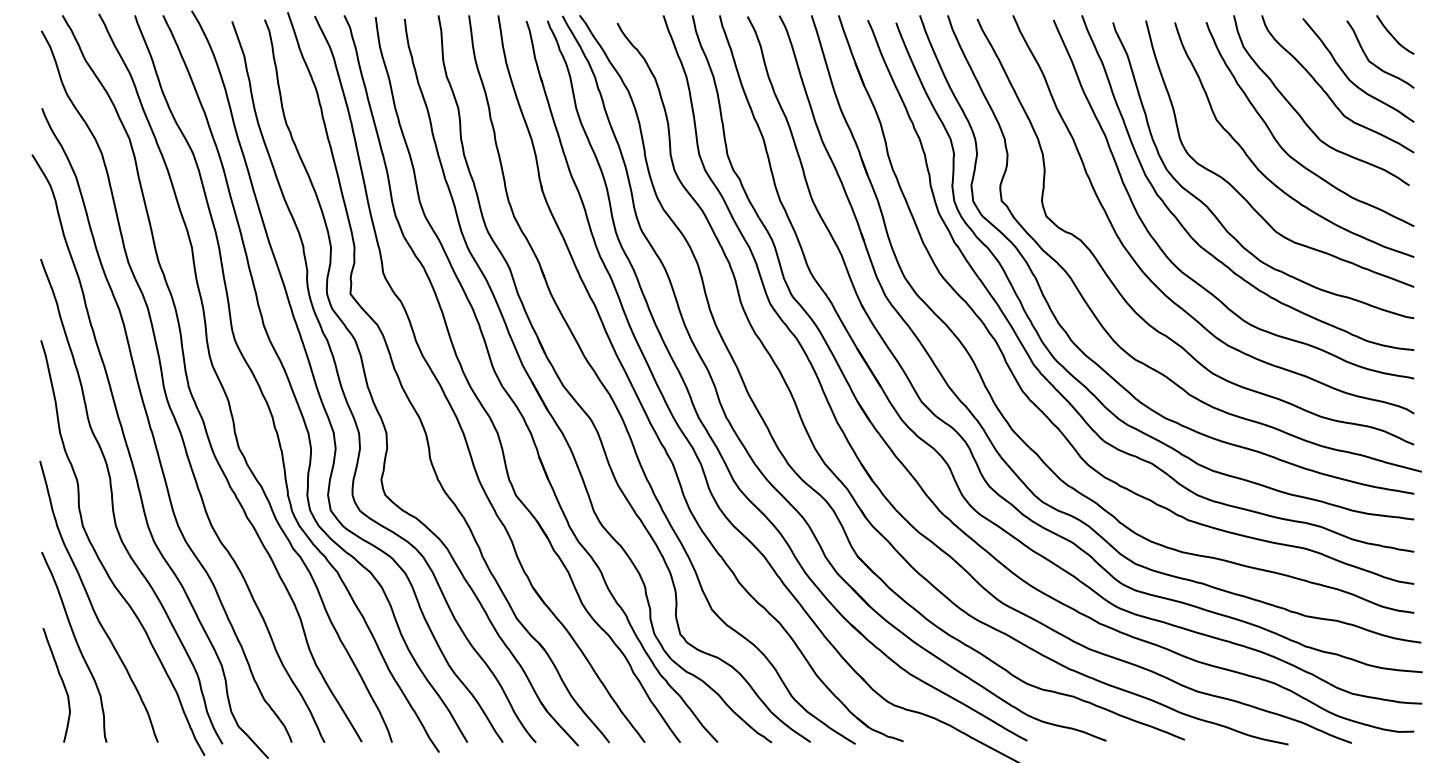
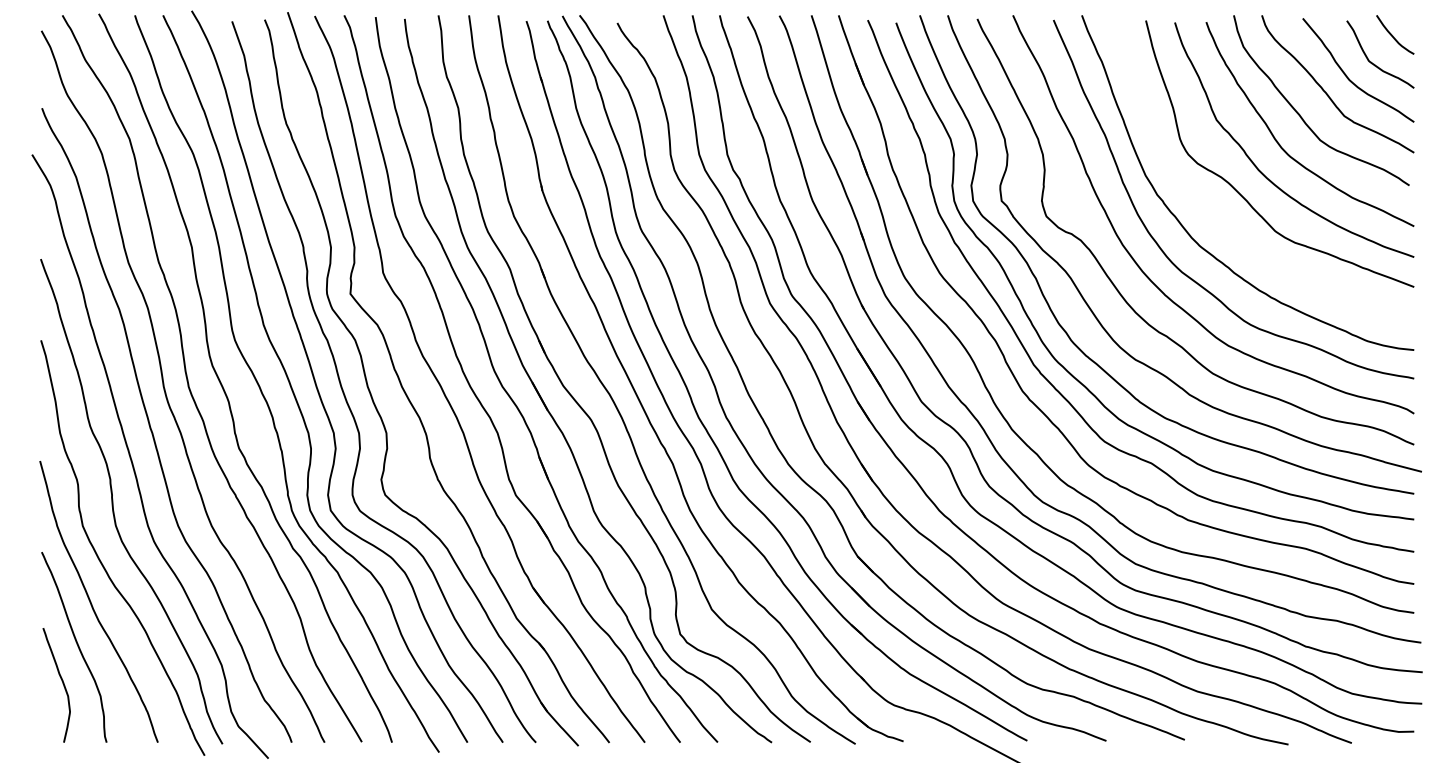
curve: present -> none (1214, 213)
